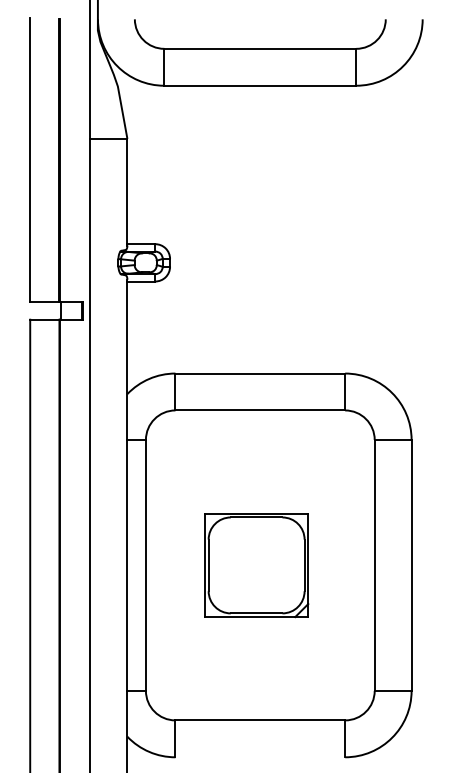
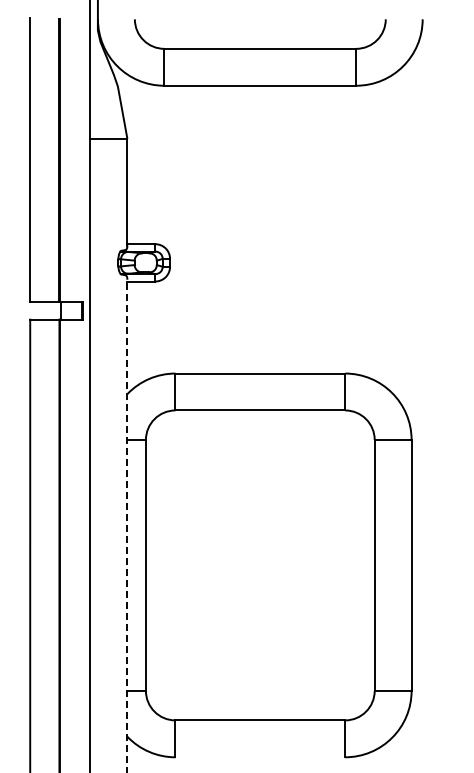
line: solid -> dashed (127, 525)
part: present -> none (256, 565)
